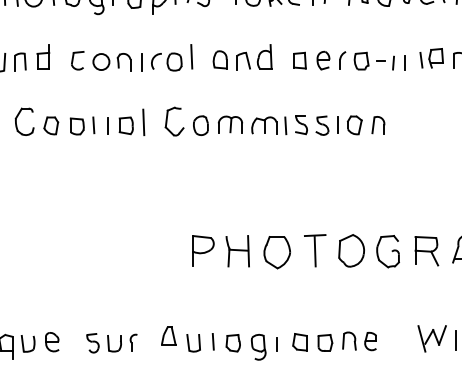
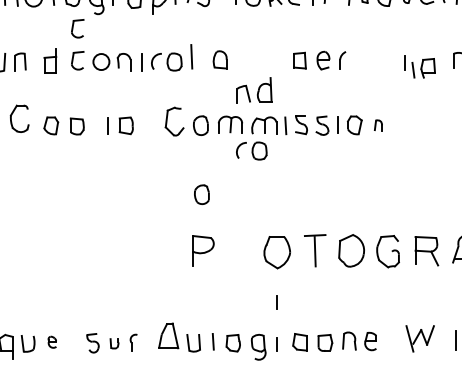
part: none -> present (77, 28)
part position: (43, 56) -> (50, 60) (50, 60)
part position: (254, 57) -> (254, 90) (254, 90)
part position: (431, 58) -> (423, 68) (423, 68)
part: present -> none (373, 60)
part position: (17, 118) -> (12, 115) (12, 115)
line: present -> none (143, 122)
line: present -> none (93, 125)
part size: 15x19 px -> 9x13 px (378, 125)
part: none -> present (251, 150)
part: none -> present (201, 194)
part: present -> none (237, 251)
line: none -> present (276, 302)
part size: 16x20 px -> 22x28 px (168, 335)
part position: (431, 338) -> (419, 338) (419, 338)
part size: 15x21 px -> 10x14 px (51, 341)
part size: 15x18 px -> 11x12 px (114, 343)
